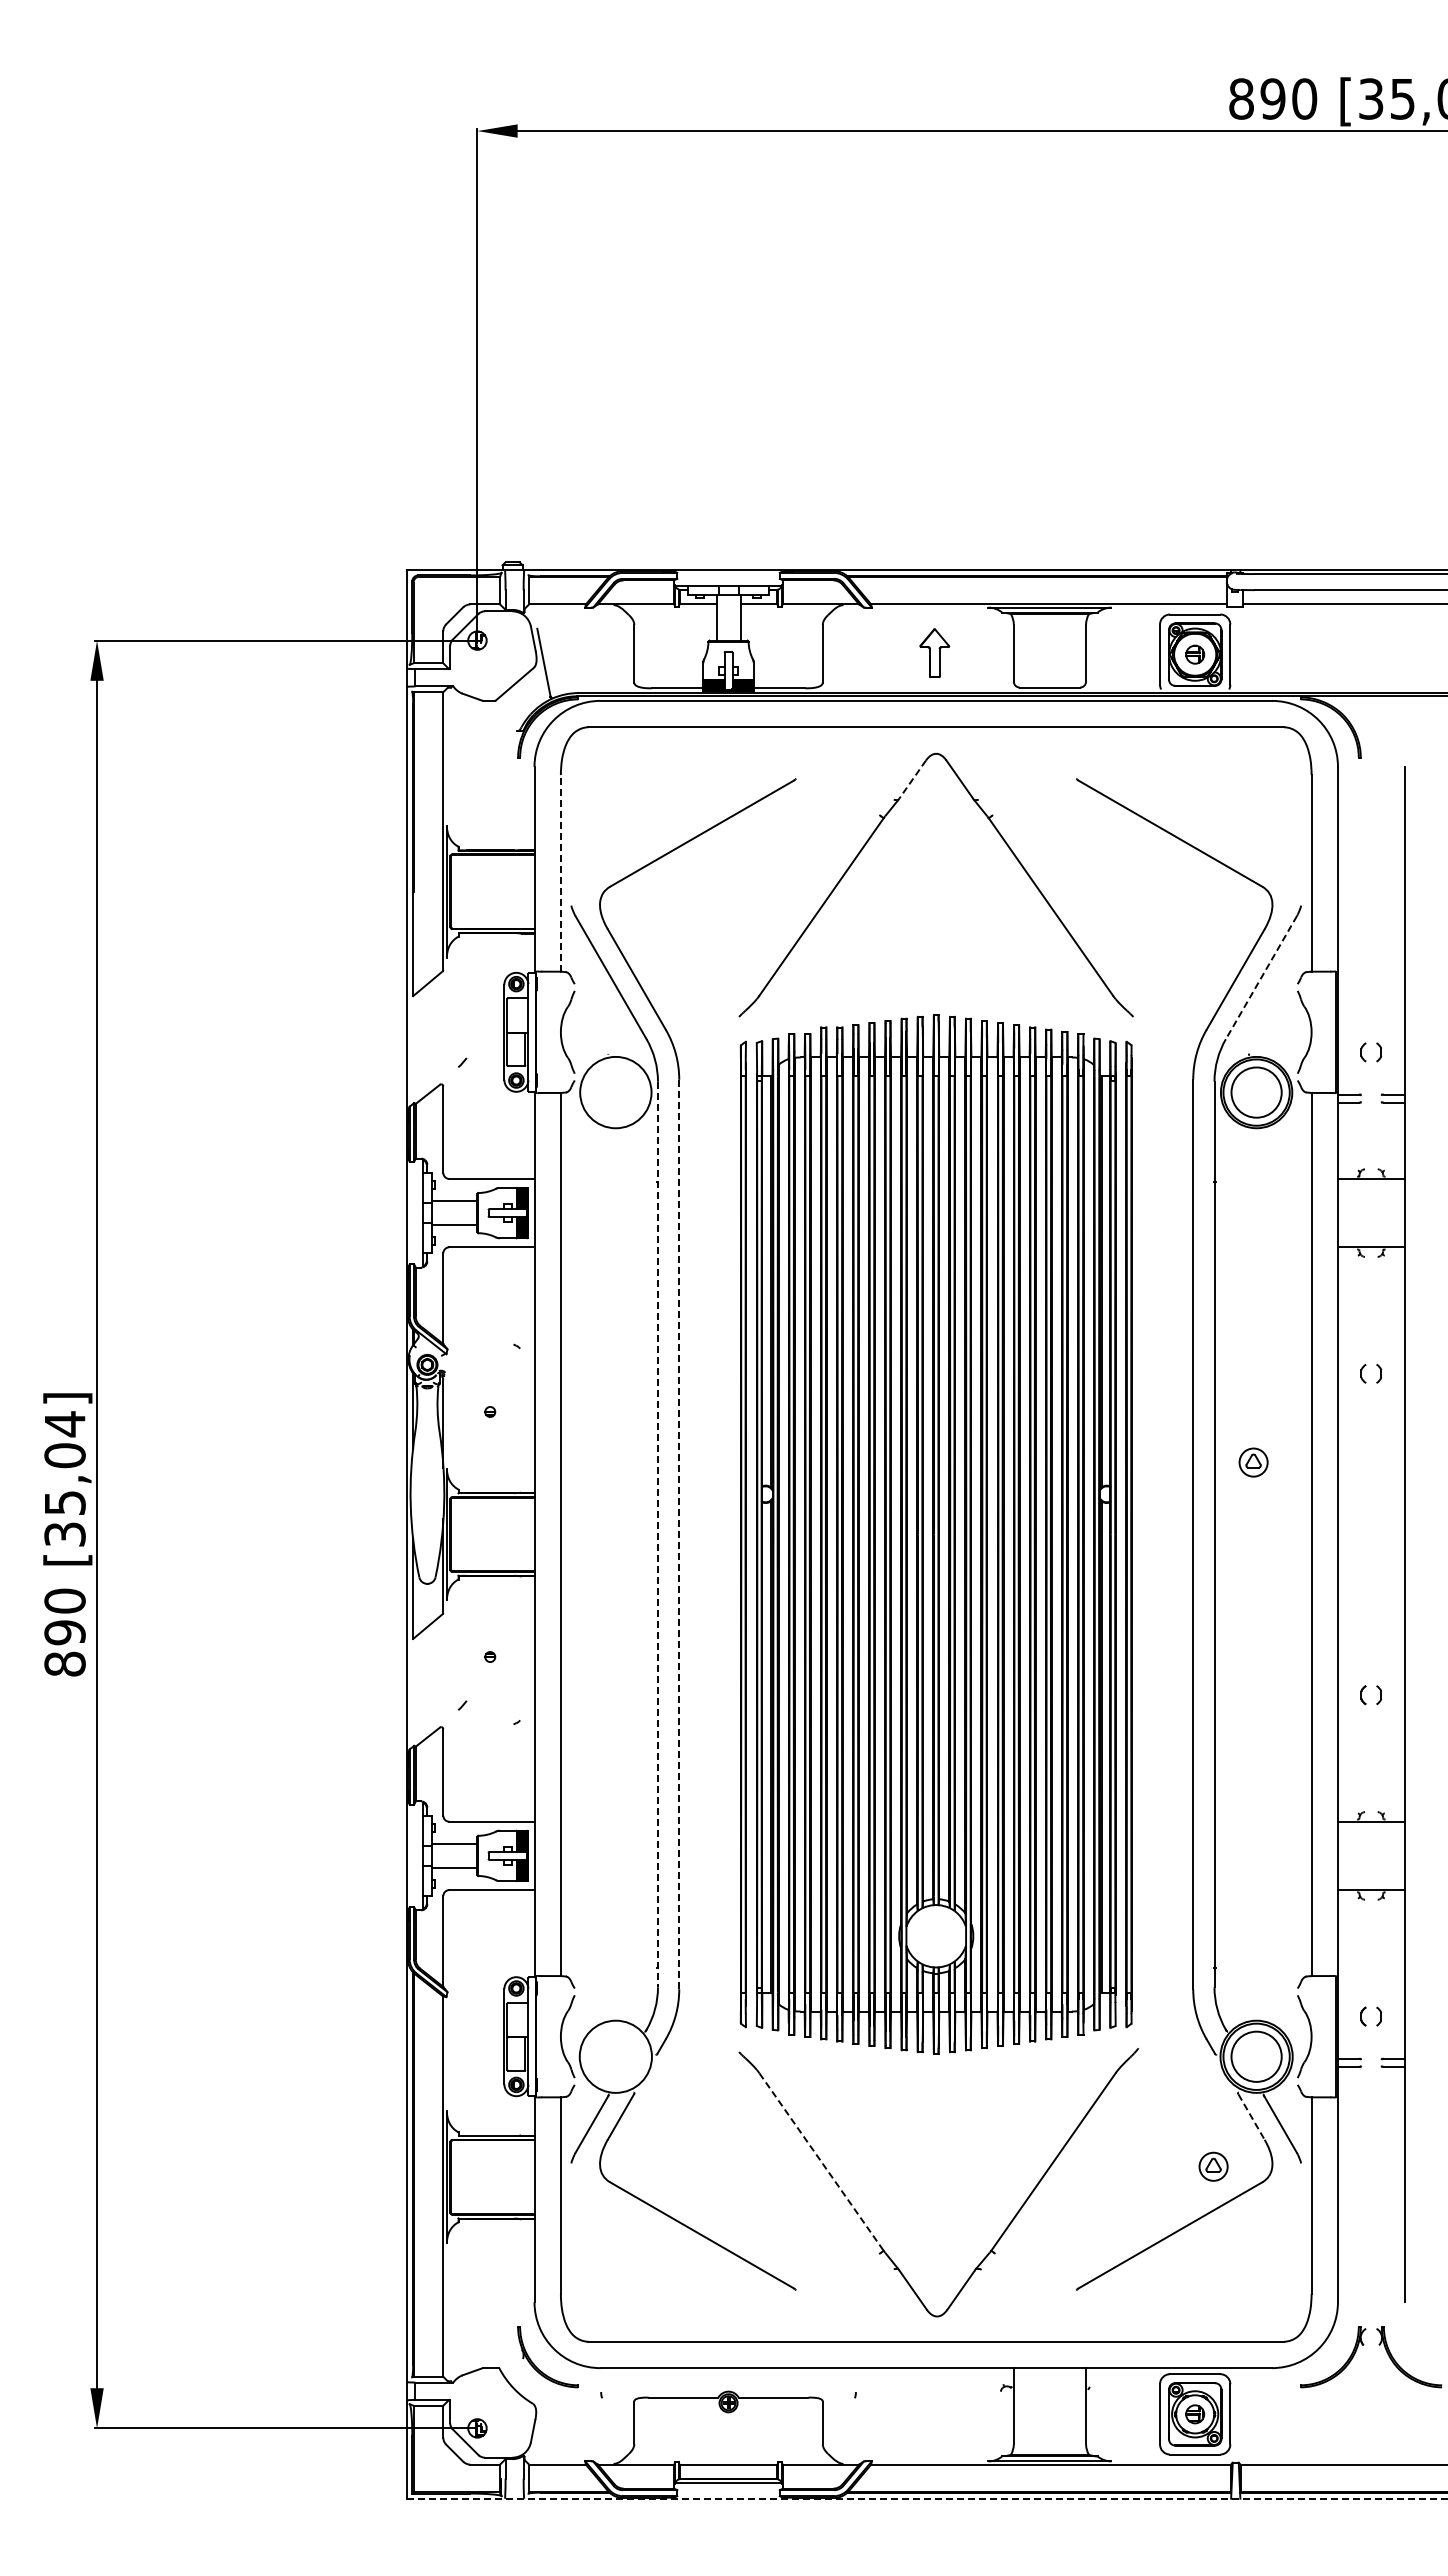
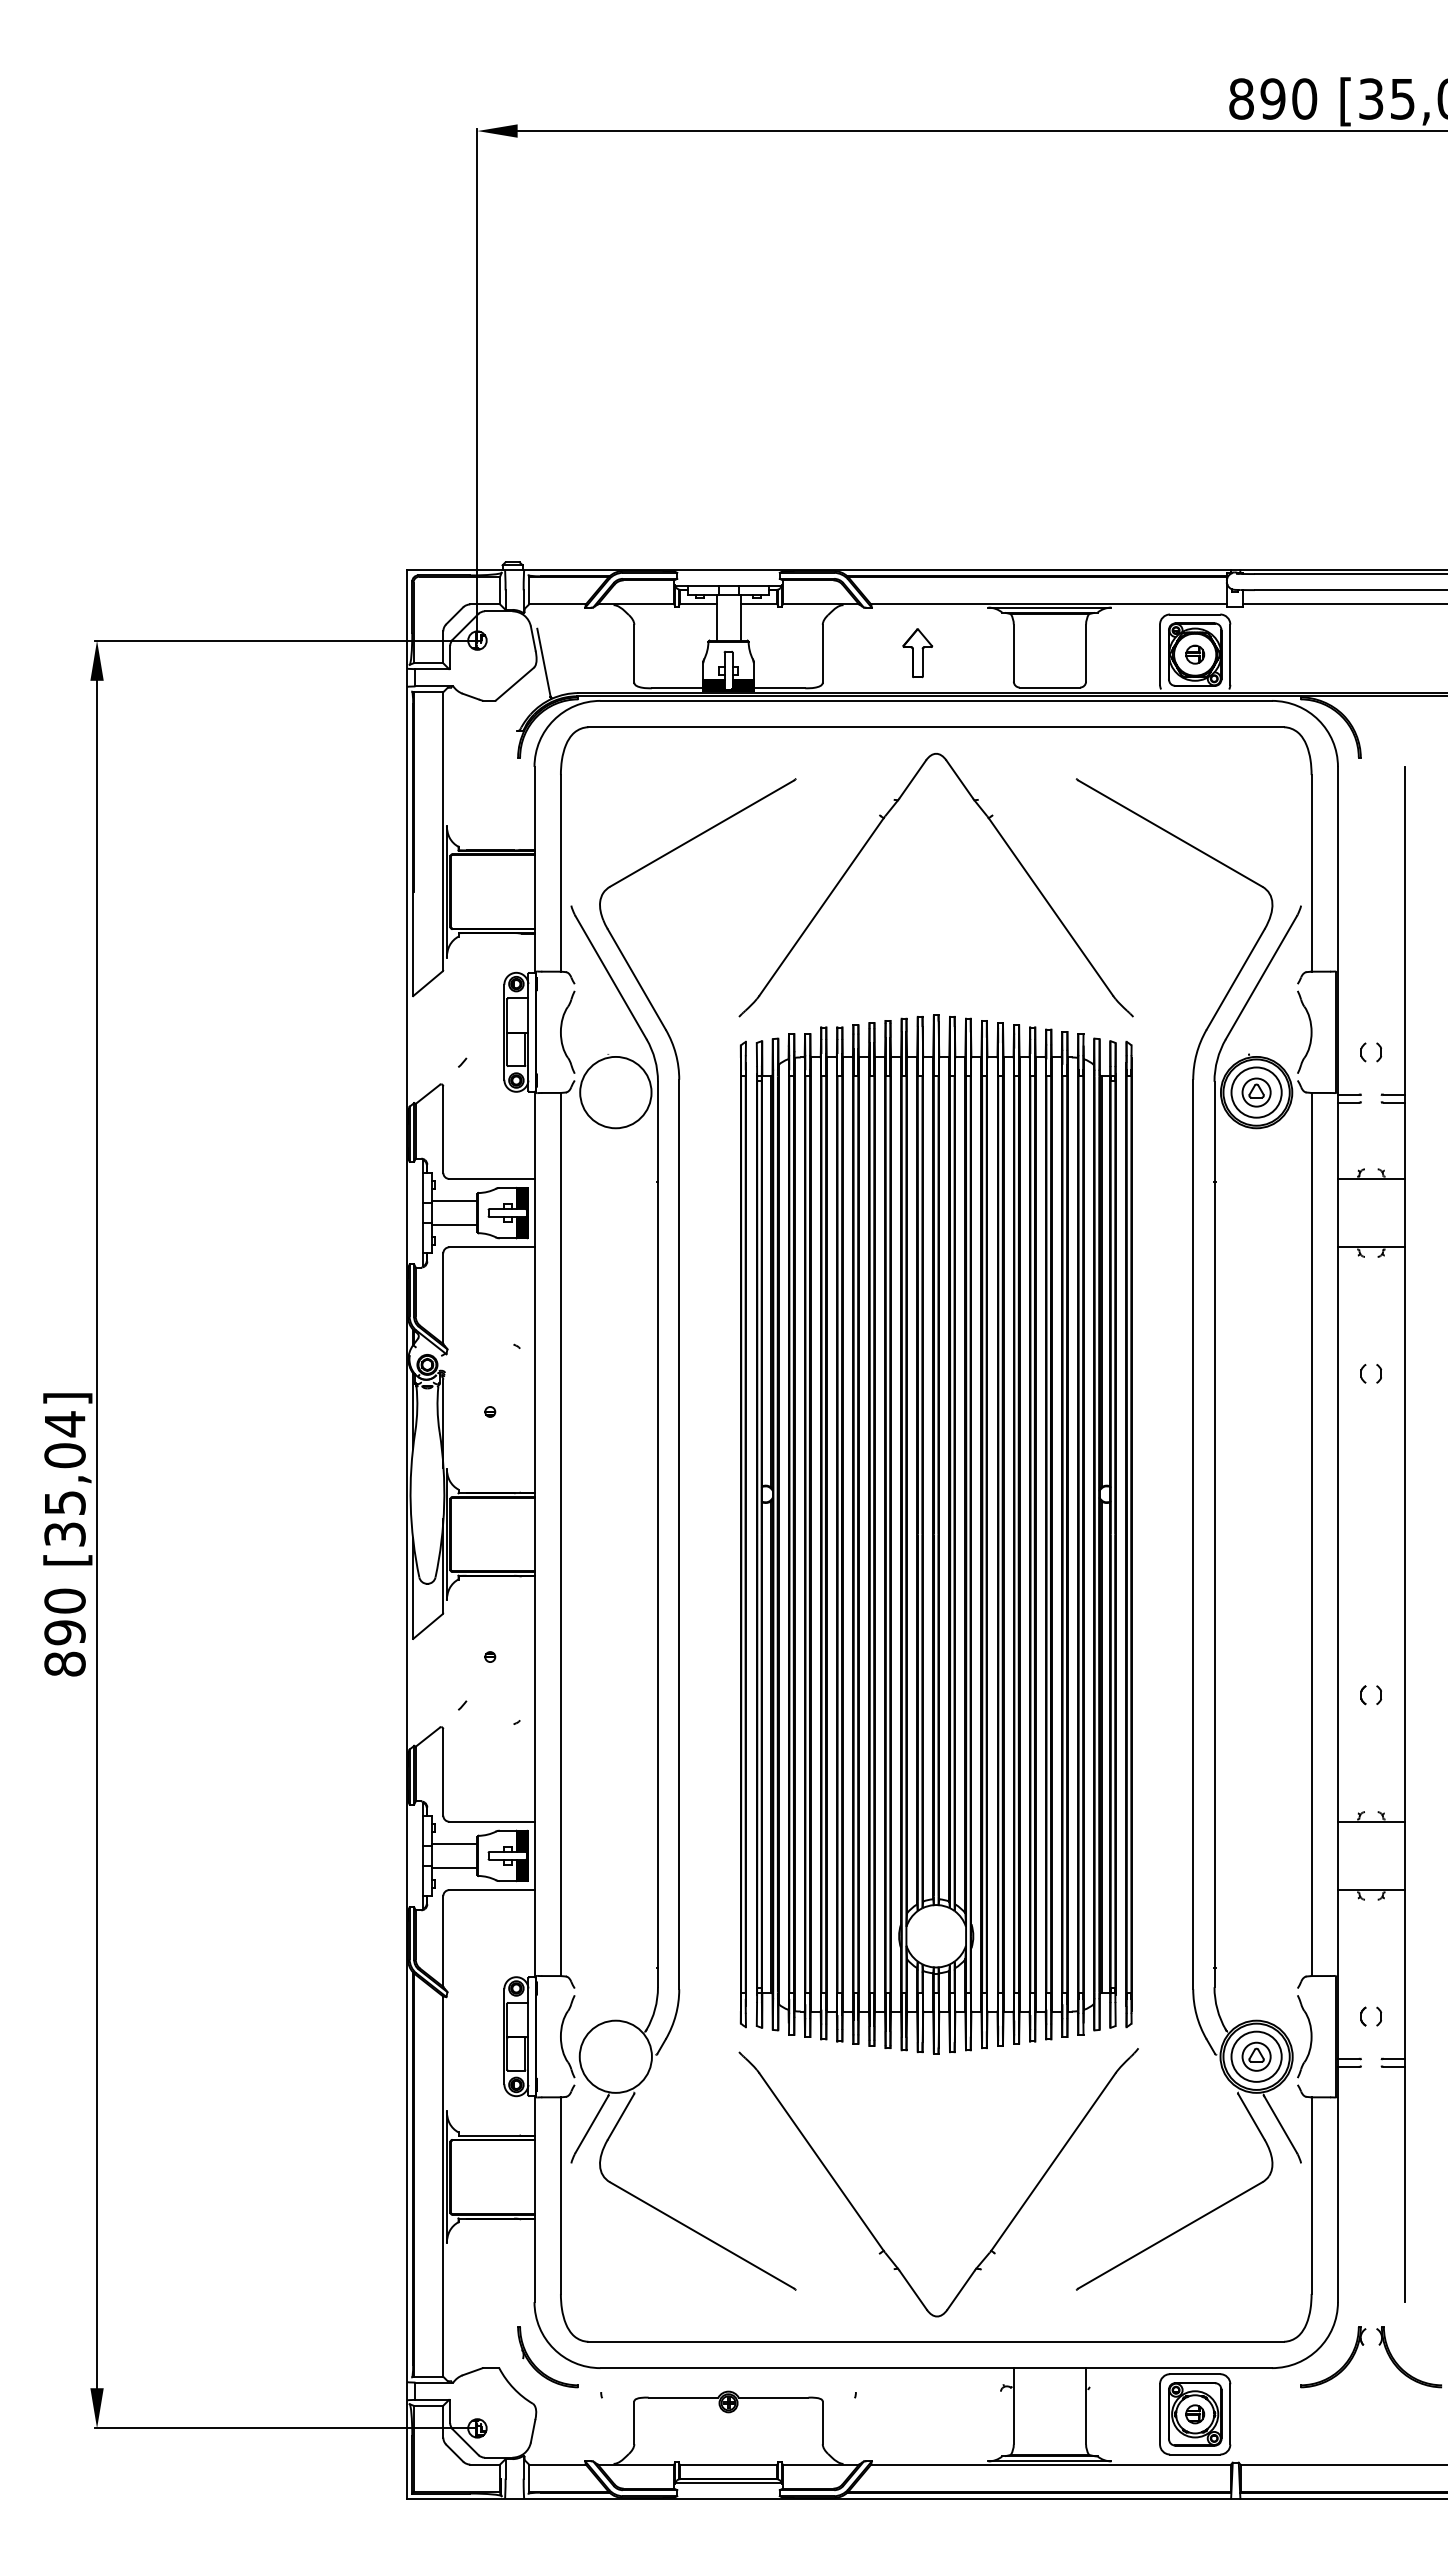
part position: (934, 653) -> (917, 653) (917, 653)
line: dashed -> solid (912, 779)
line: dashed -> solid (560, 872)
line: dashed -> solid (1261, 978)
part position: (1253, 1462) -> (1256, 1092) (1256, 1092)
line: dashed -> solid (657, 1534)
line: dashed -> solid (679, 1534)
line: dashed -> solid (1251, 2117)
line: dashed -> solid (821, 2162)
part position: (1213, 2166) -> (1256, 2056) (1256, 2056)
line: dashed -> solid (927, 2498)
